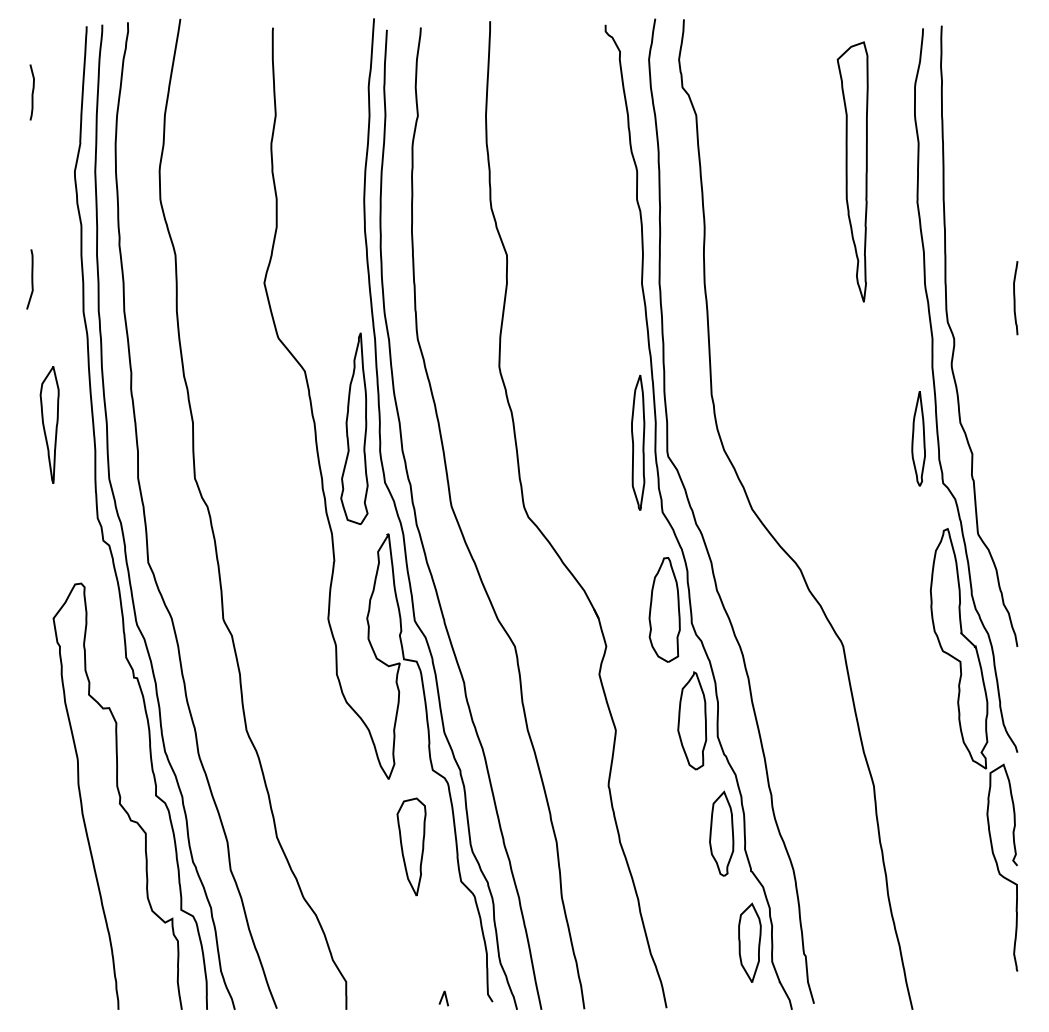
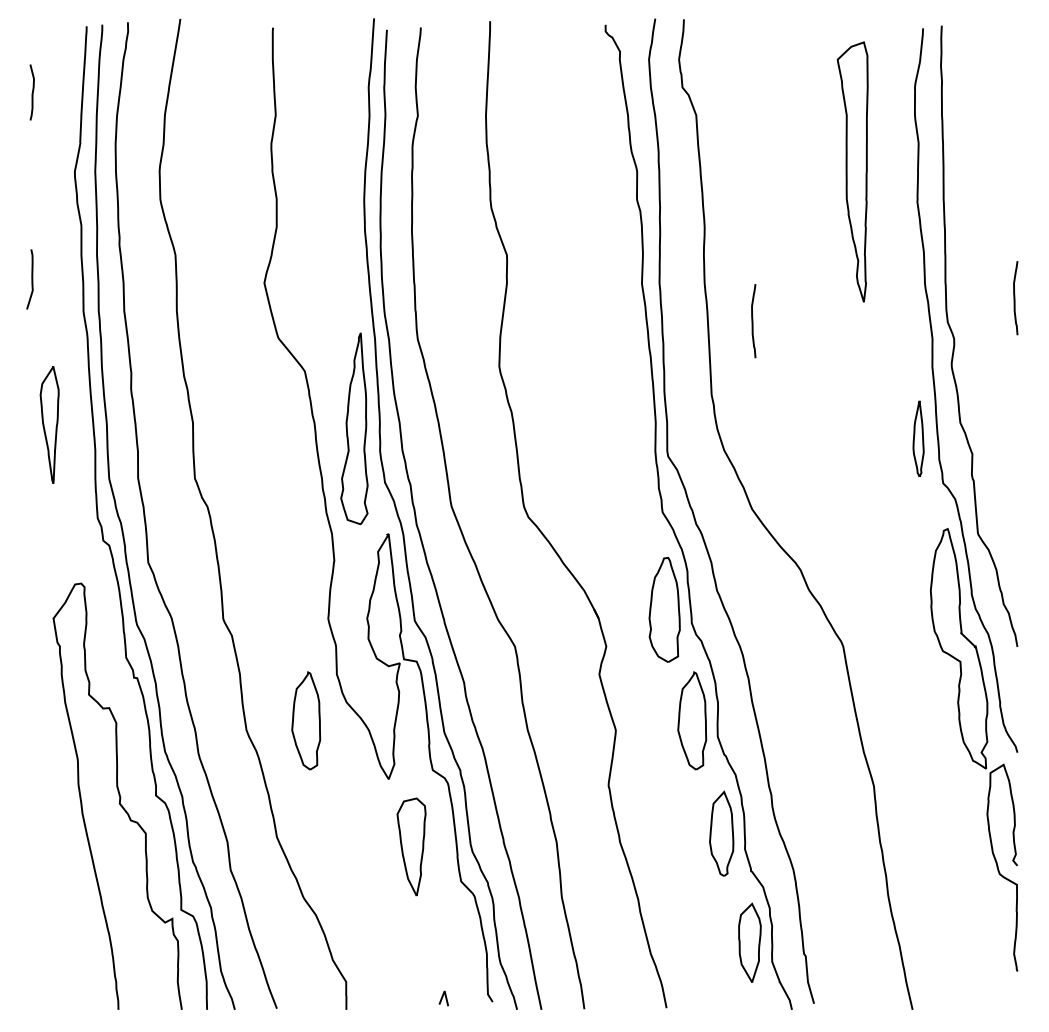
curve: none -> present (753, 321)
part size: 15x96 px -> 13x77 px (918, 438)
part: present -> none (638, 442)
part: none -> present (306, 720)
